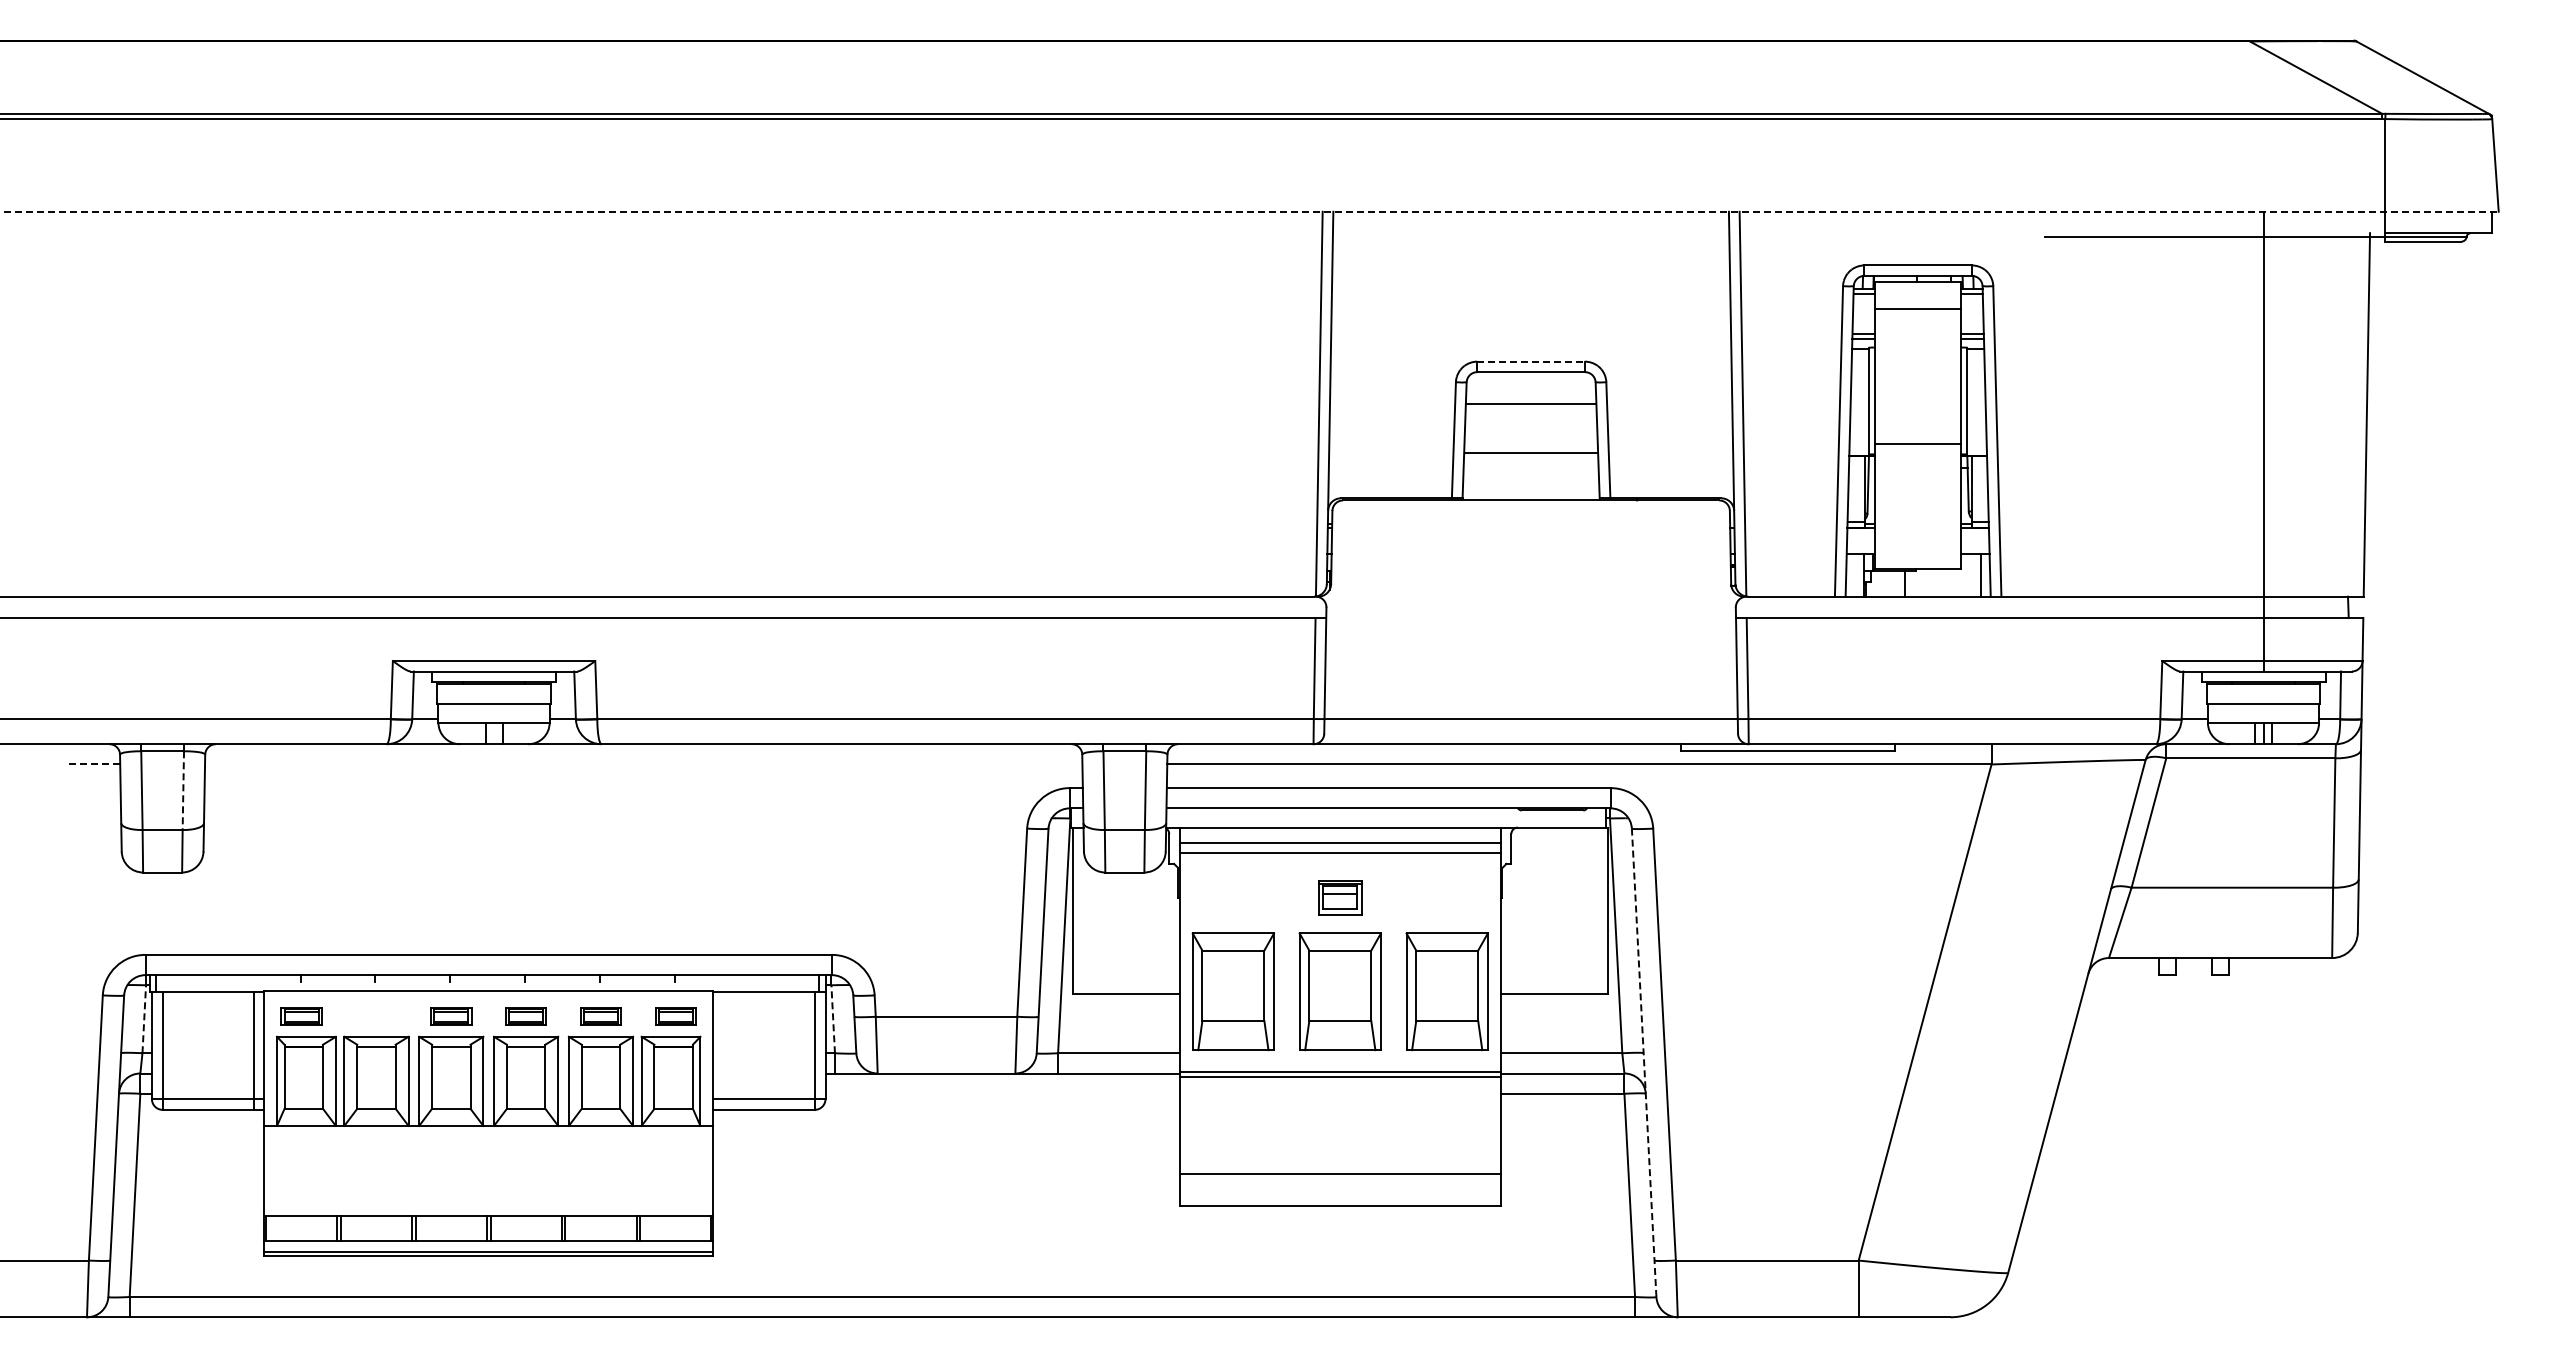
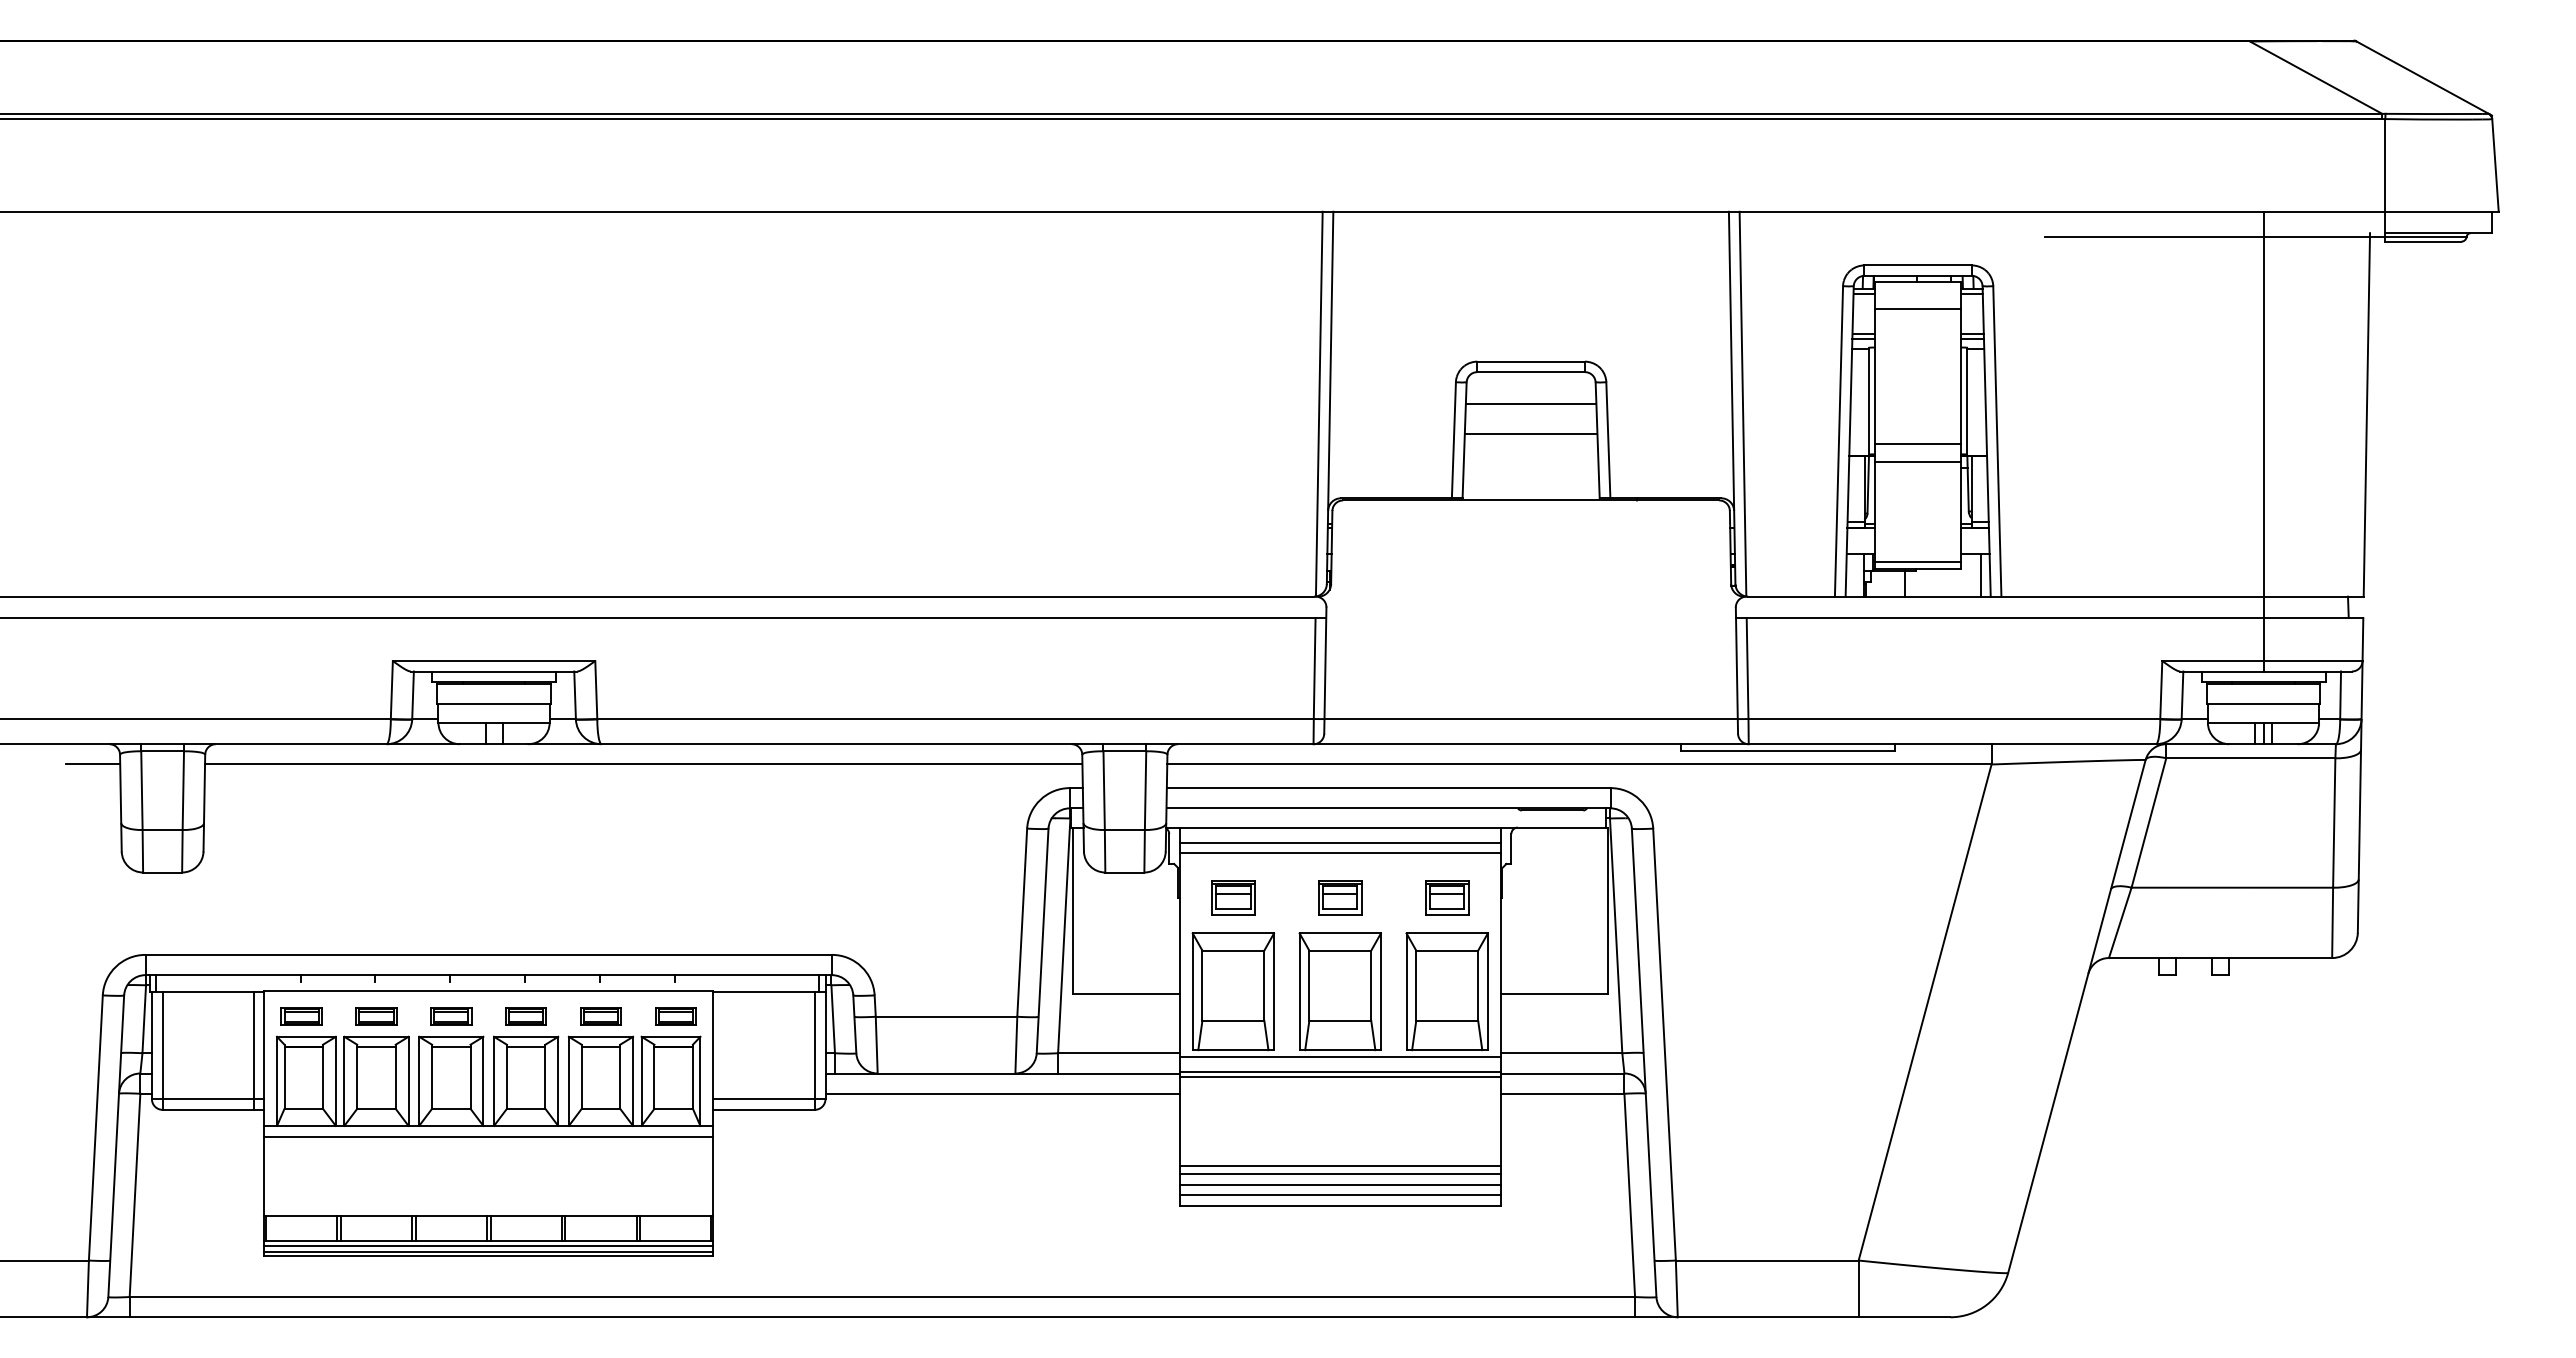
line: dashed -> solid (1249, 211)
line: dashed -> solid (1531, 361)
line position: (1530, 453) -> (1530, 434) (1530, 434)
line: none -> present (1917, 462)
line: none -> present (1917, 561)
line: dashed -> solid (93, 764)
line: none -> present (643, 764)
line: dashed -> solid (183, 791)
part: none -> present (1233, 897)
part: none -> present (1447, 897)
part: none -> present (376, 1016)
line: dashed -> solid (144, 1018)
line: dashed -> solid (833, 1018)
line: none -> present (1339, 1056)
line: dashed -> solid (1644, 1062)
line: none -> present (1002, 1093)
line: none -> present (488, 1136)
line: none -> present (1339, 1166)
line: none -> present (1339, 1184)
line: none -> present (1339, 1195)
line: none -> present (488, 1245)
